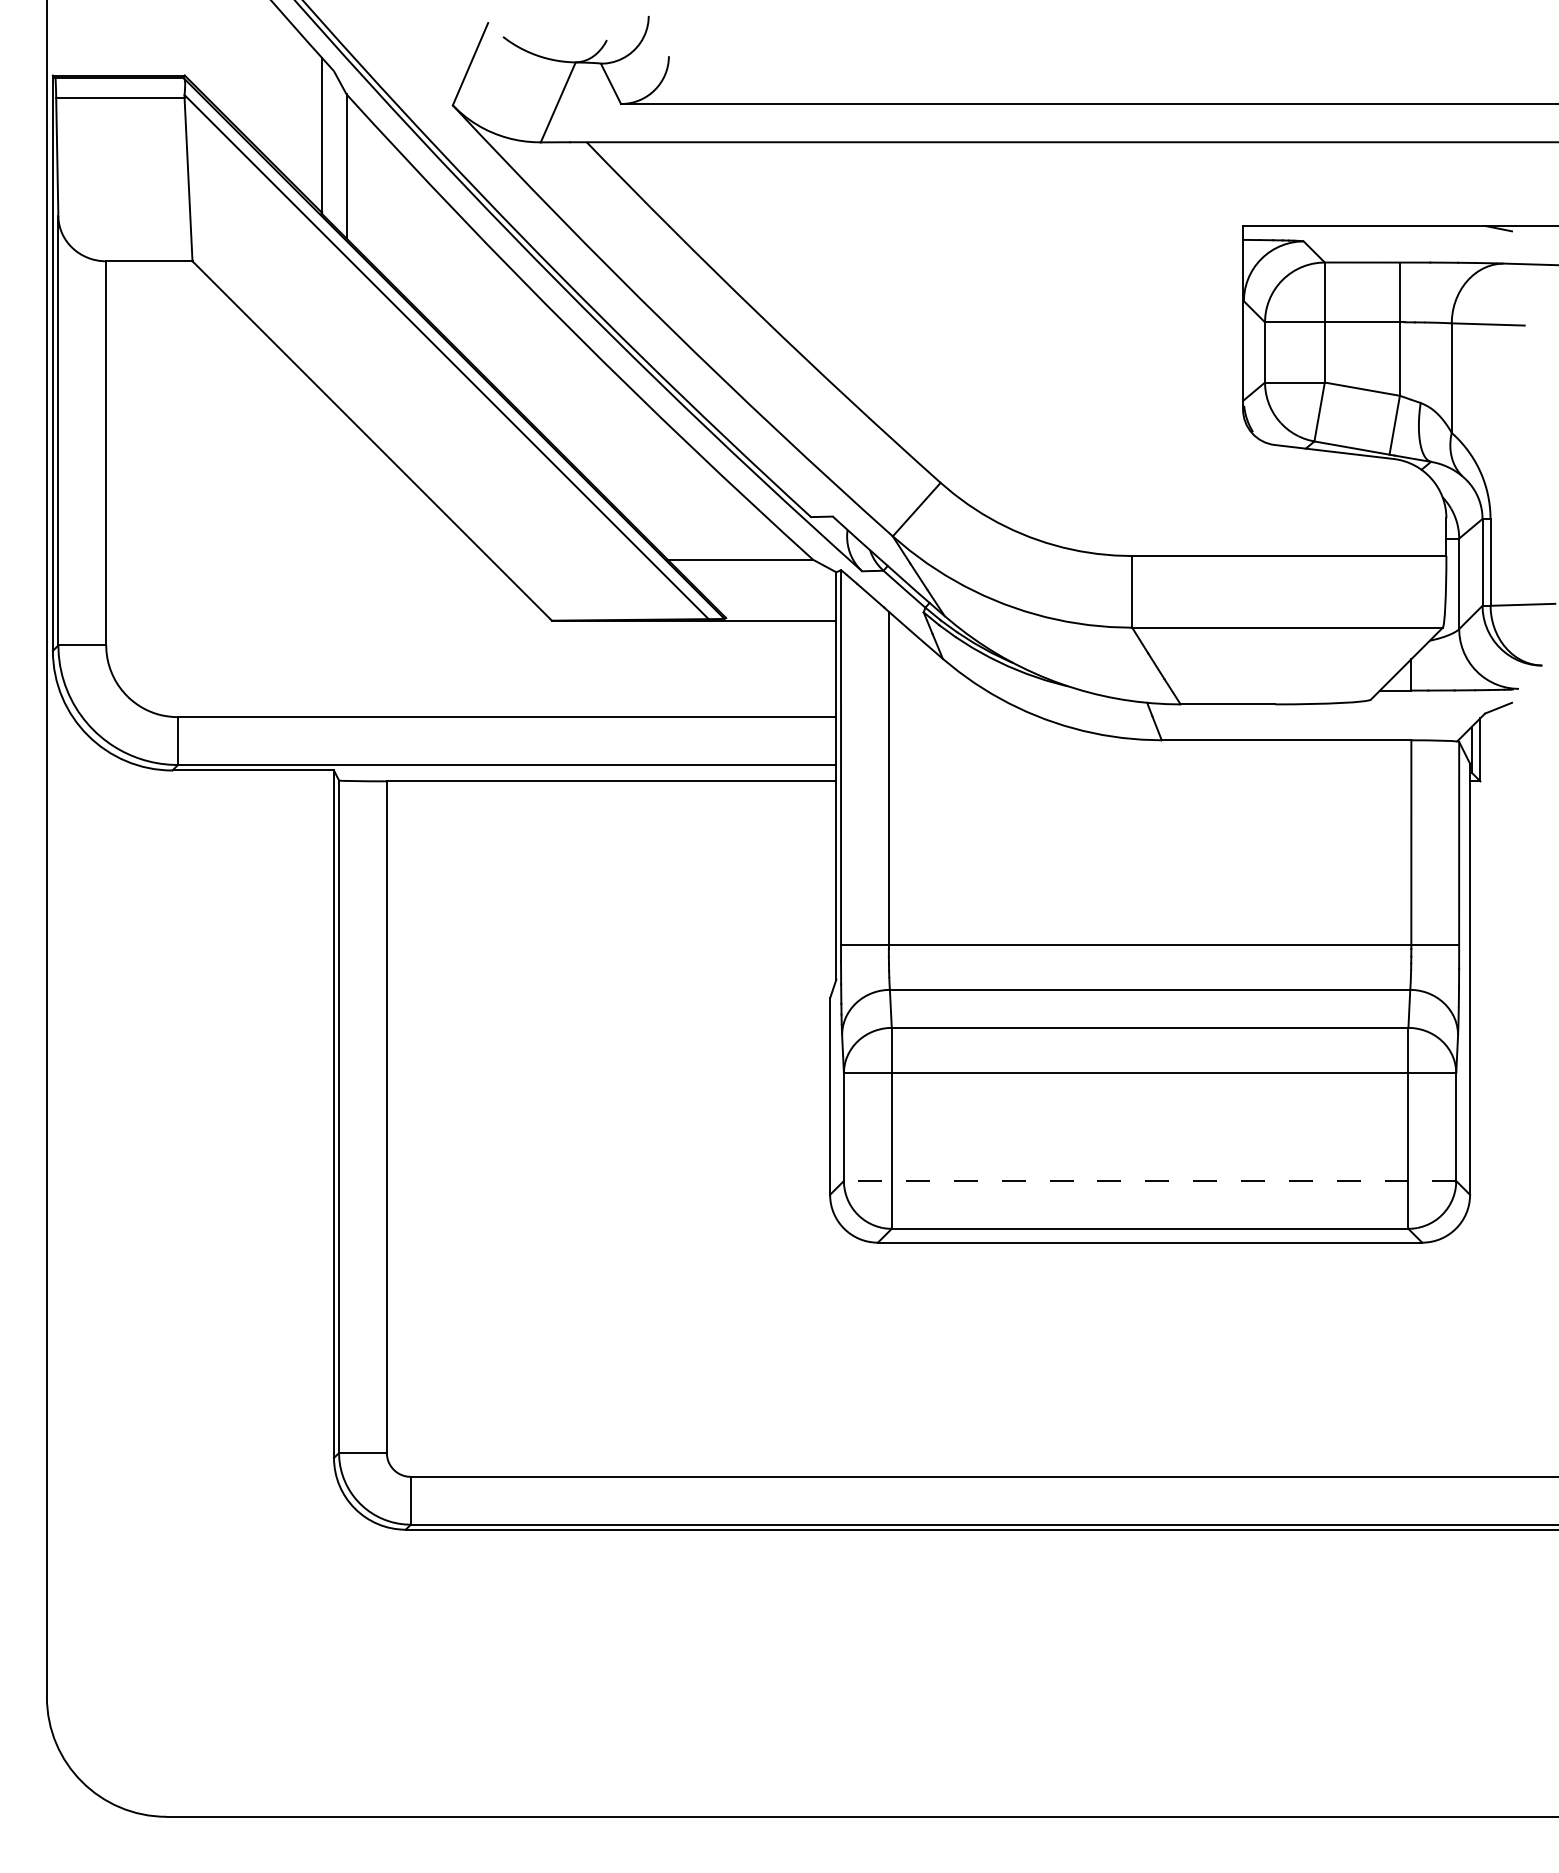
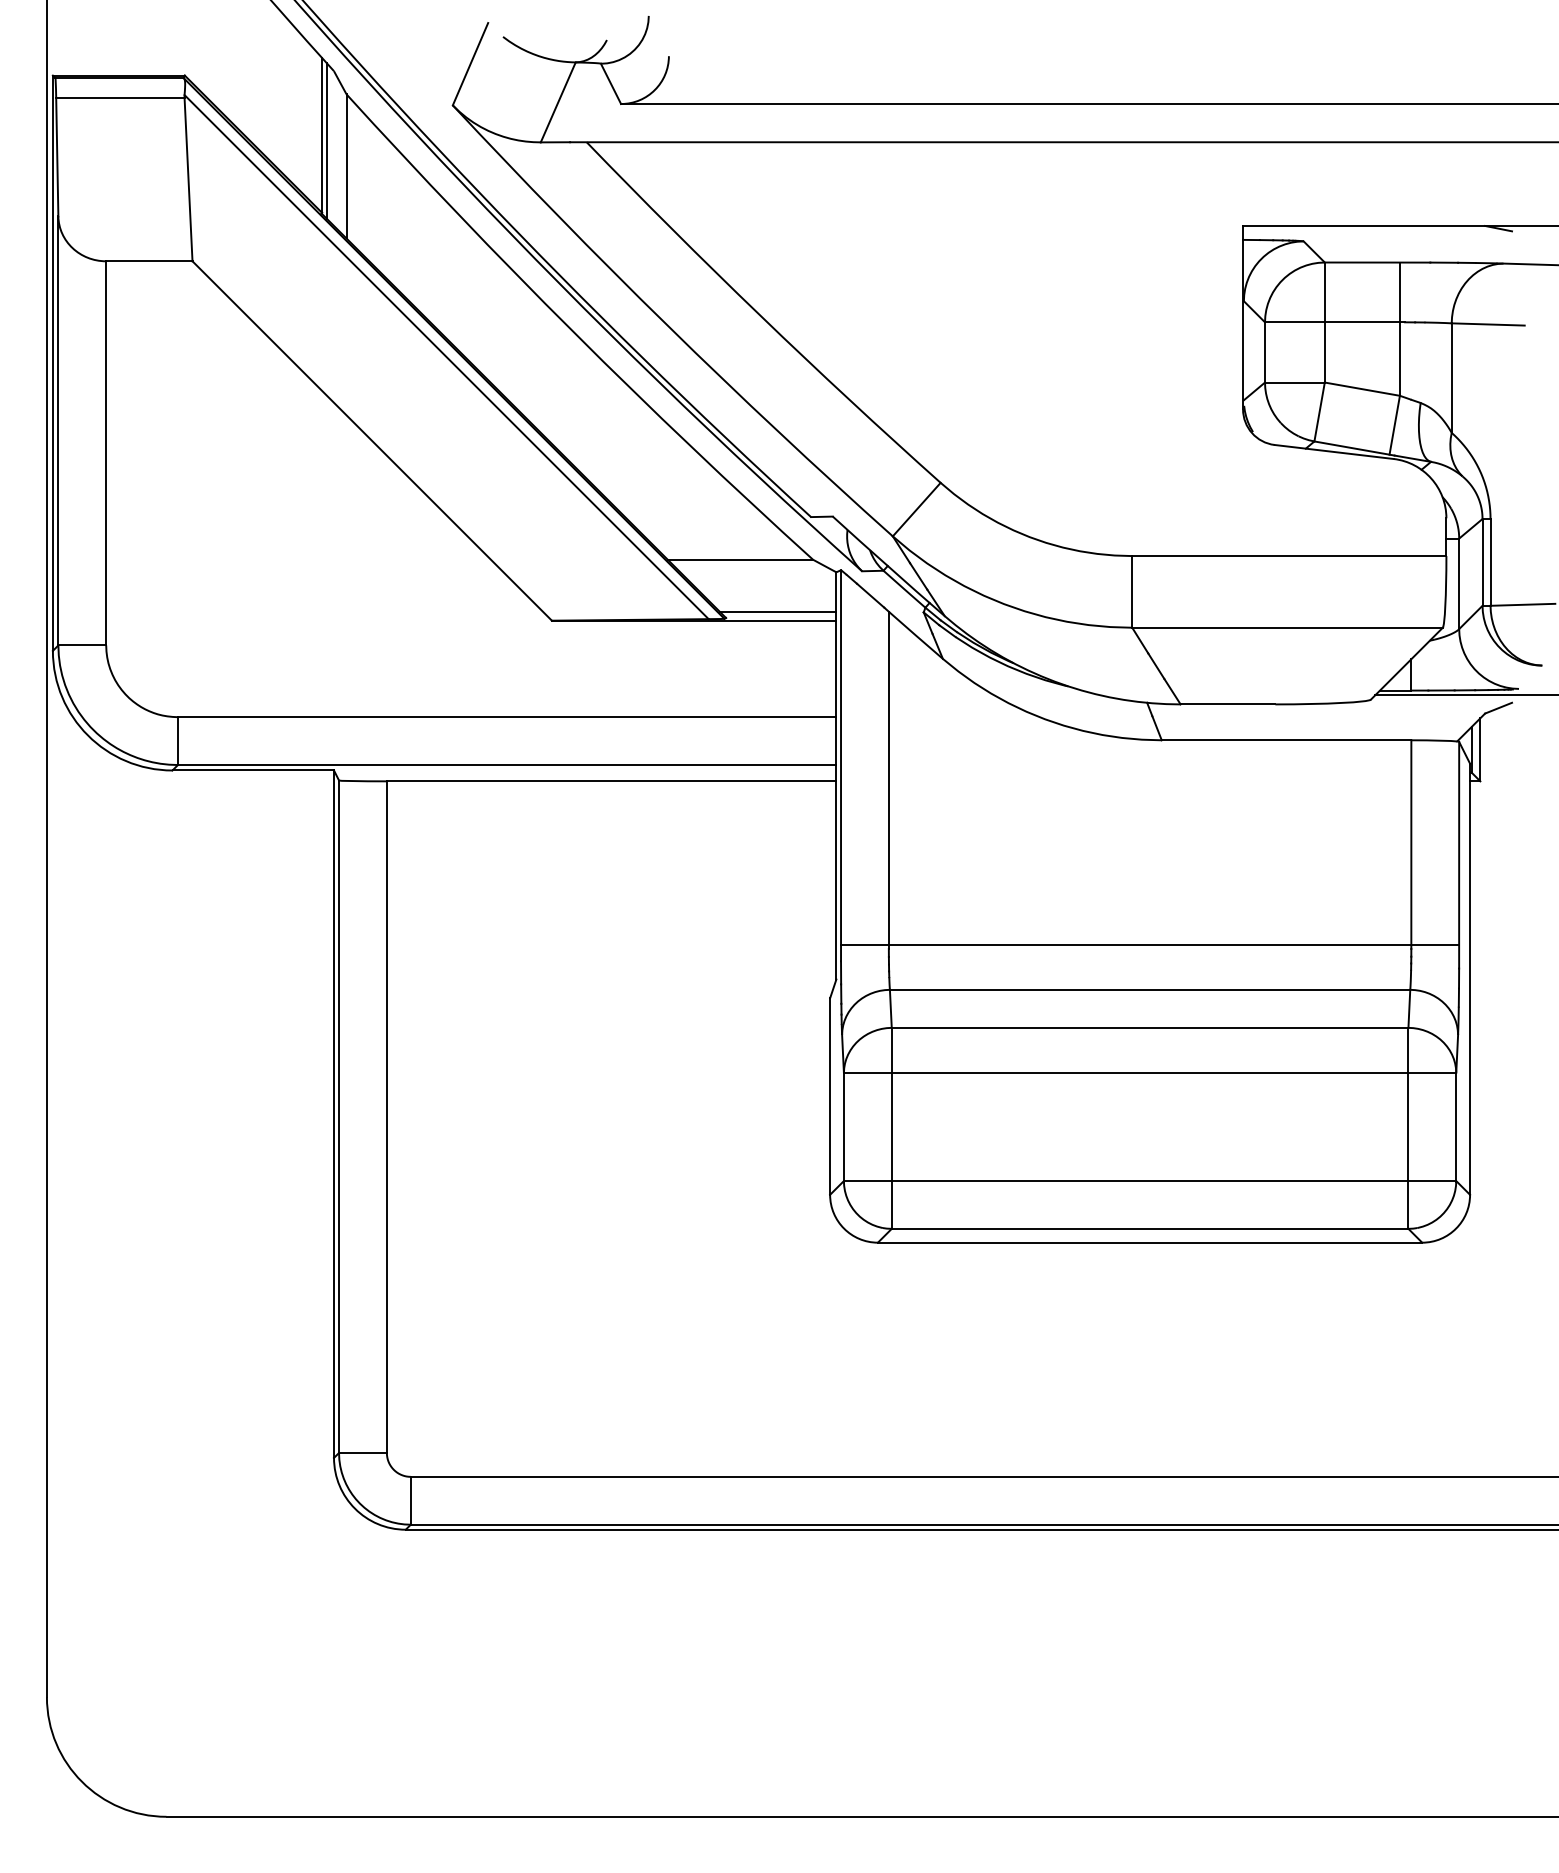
line: none -> present (327, 141)
line: none -> present (778, 612)
line: none -> present (1465, 695)
line: dashed -> solid (1149, 1181)
